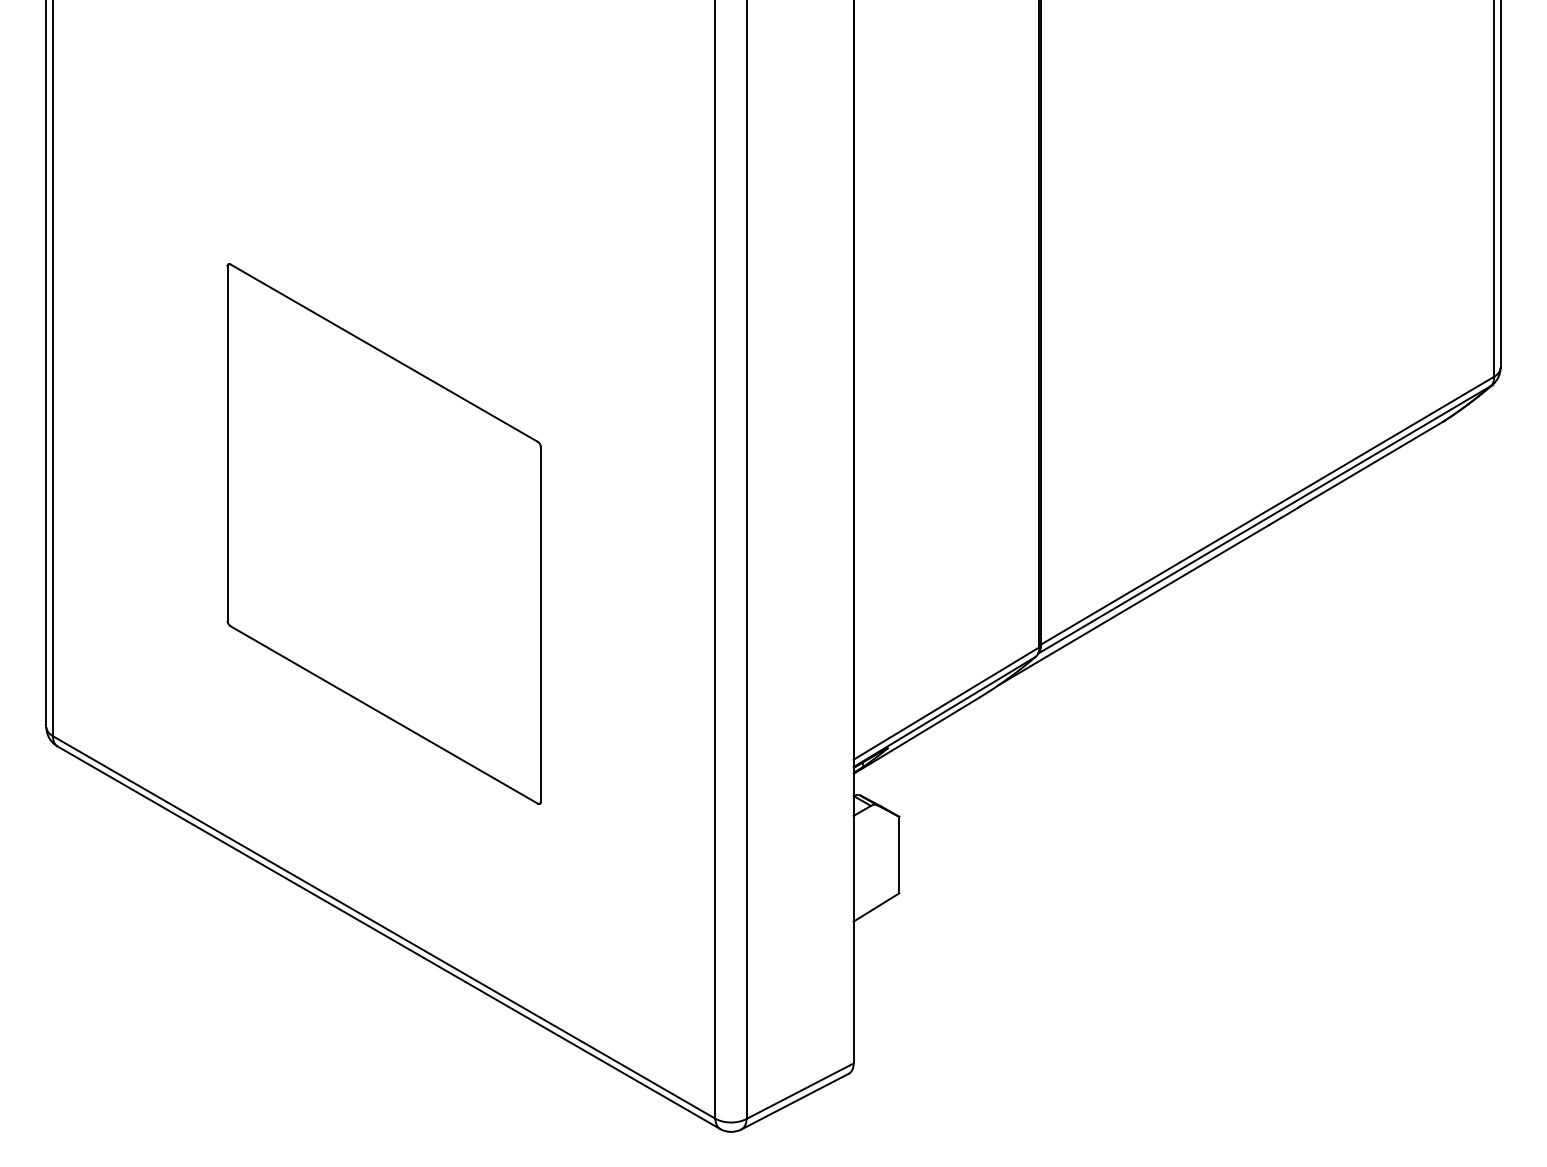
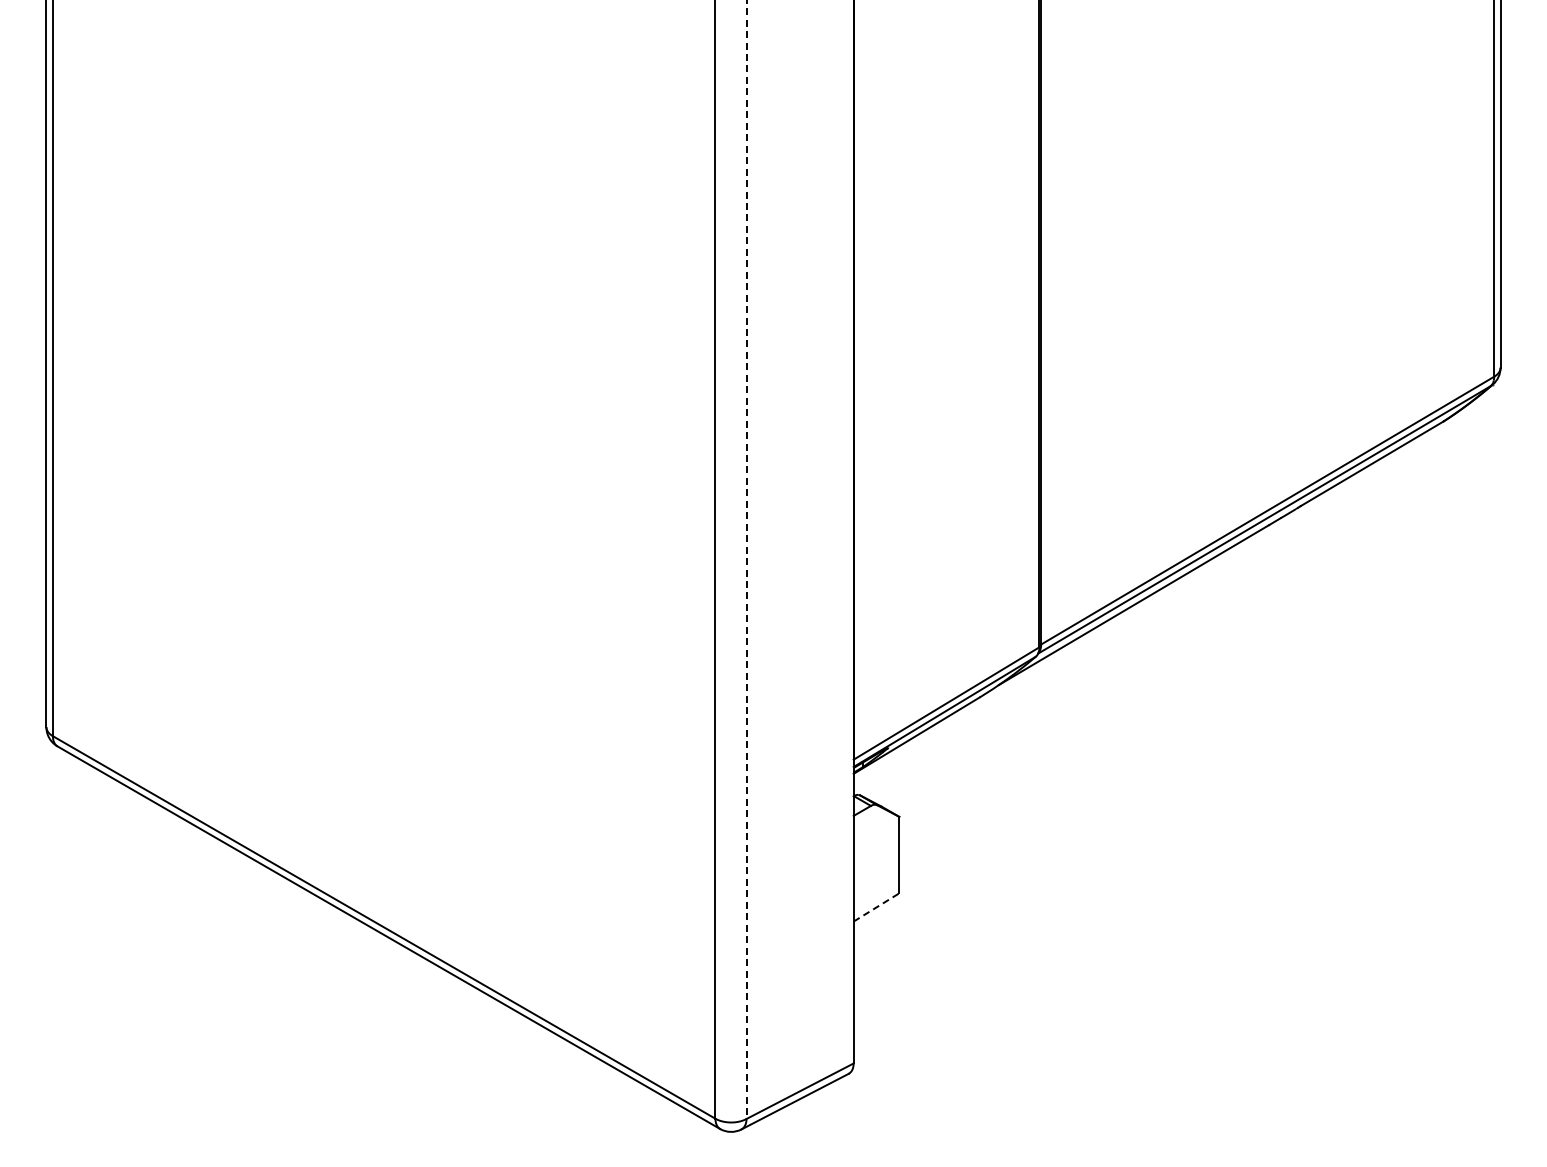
part: present -> none (383, 533)
line: solid -> dashed (746, 560)
line: solid -> dashed (876, 907)
